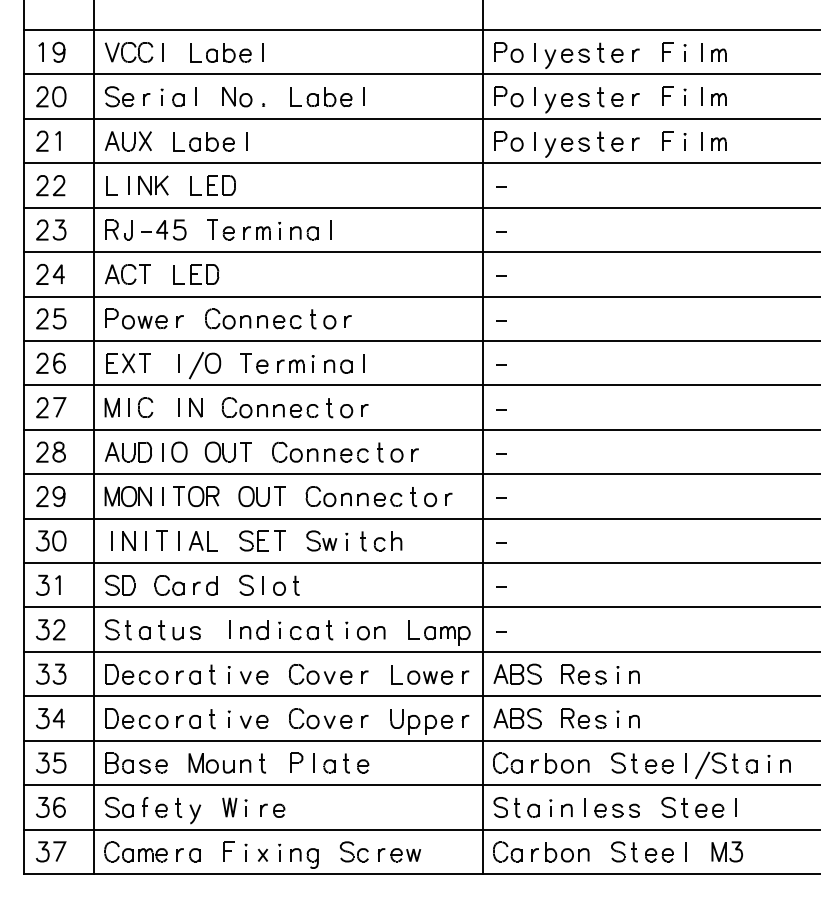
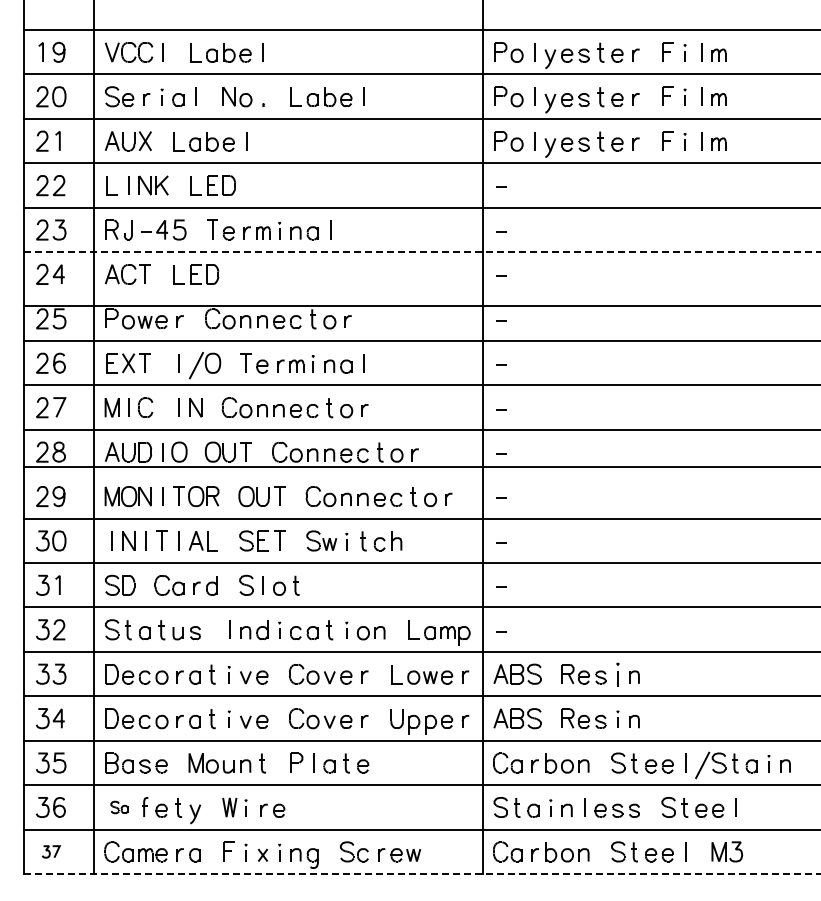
line: solid -> dashed (422, 252)
line position: (420, 296) -> (420, 305) (420, 305)
line position: (420, 474) -> (420, 467) (420, 467)
part size: 4x18 px -> 4x25 px (617, 674)
part size: 29x21 px -> 19x15 px (119, 807)
part size: 31x22 px -> 19x14 px (51, 851)
line: solid -> dashed (422, 873)
